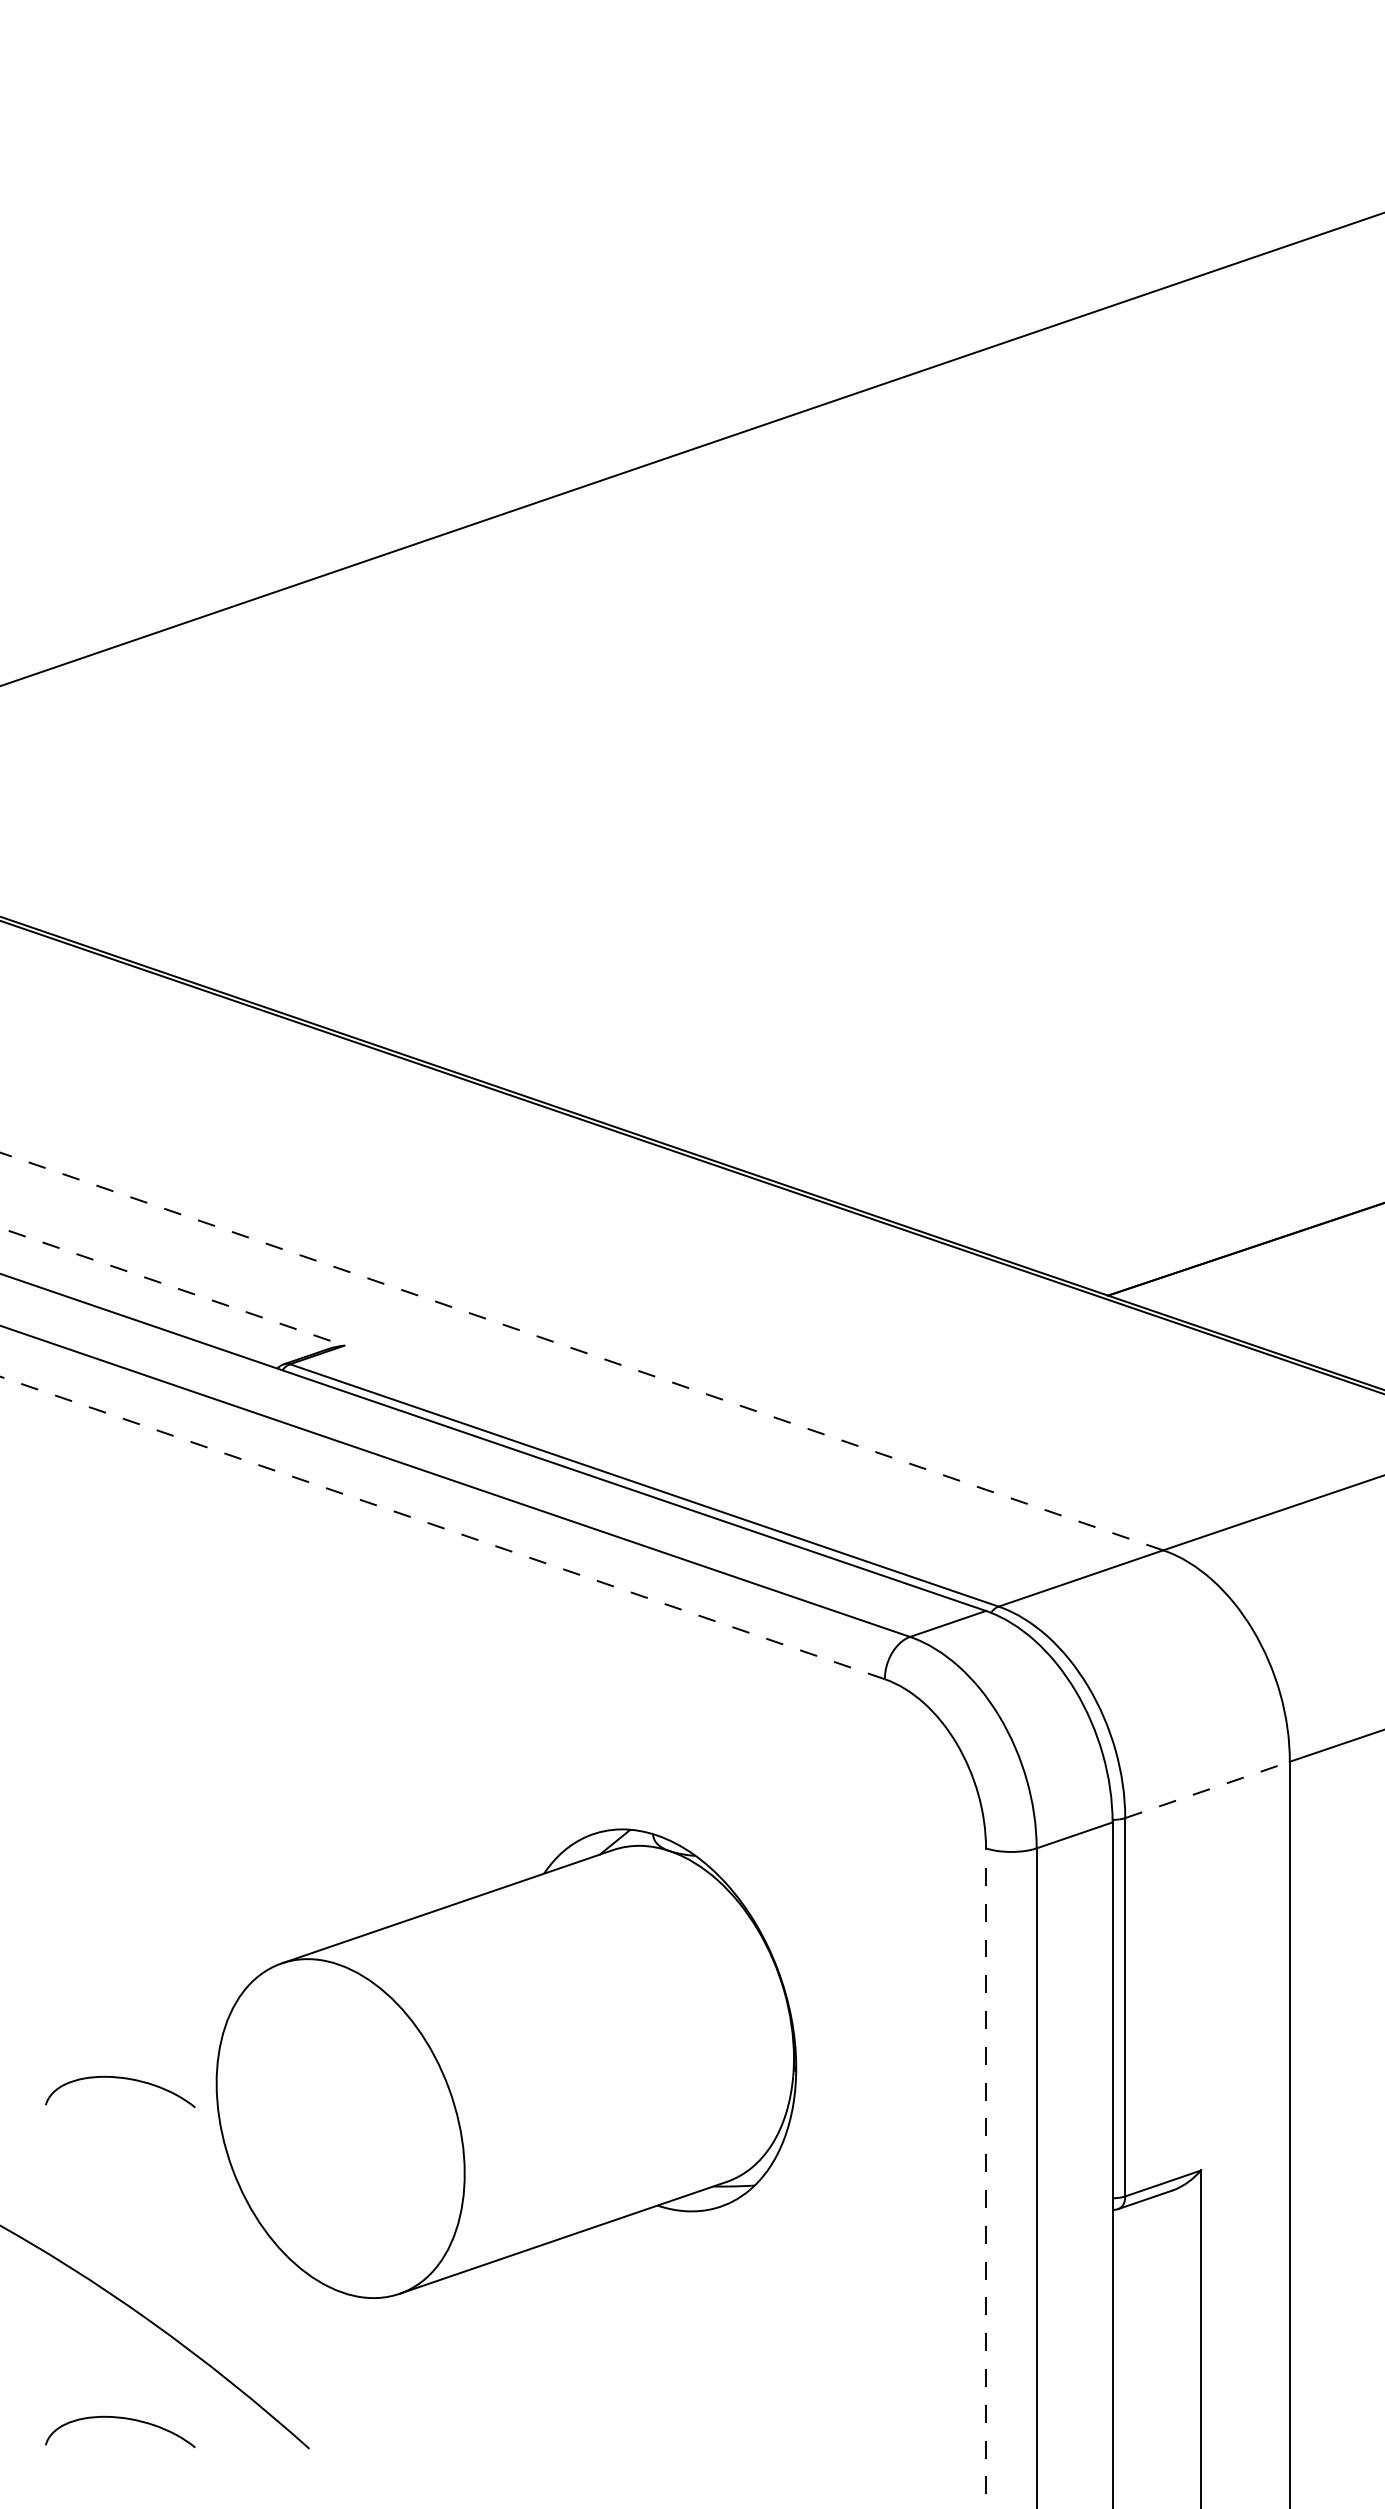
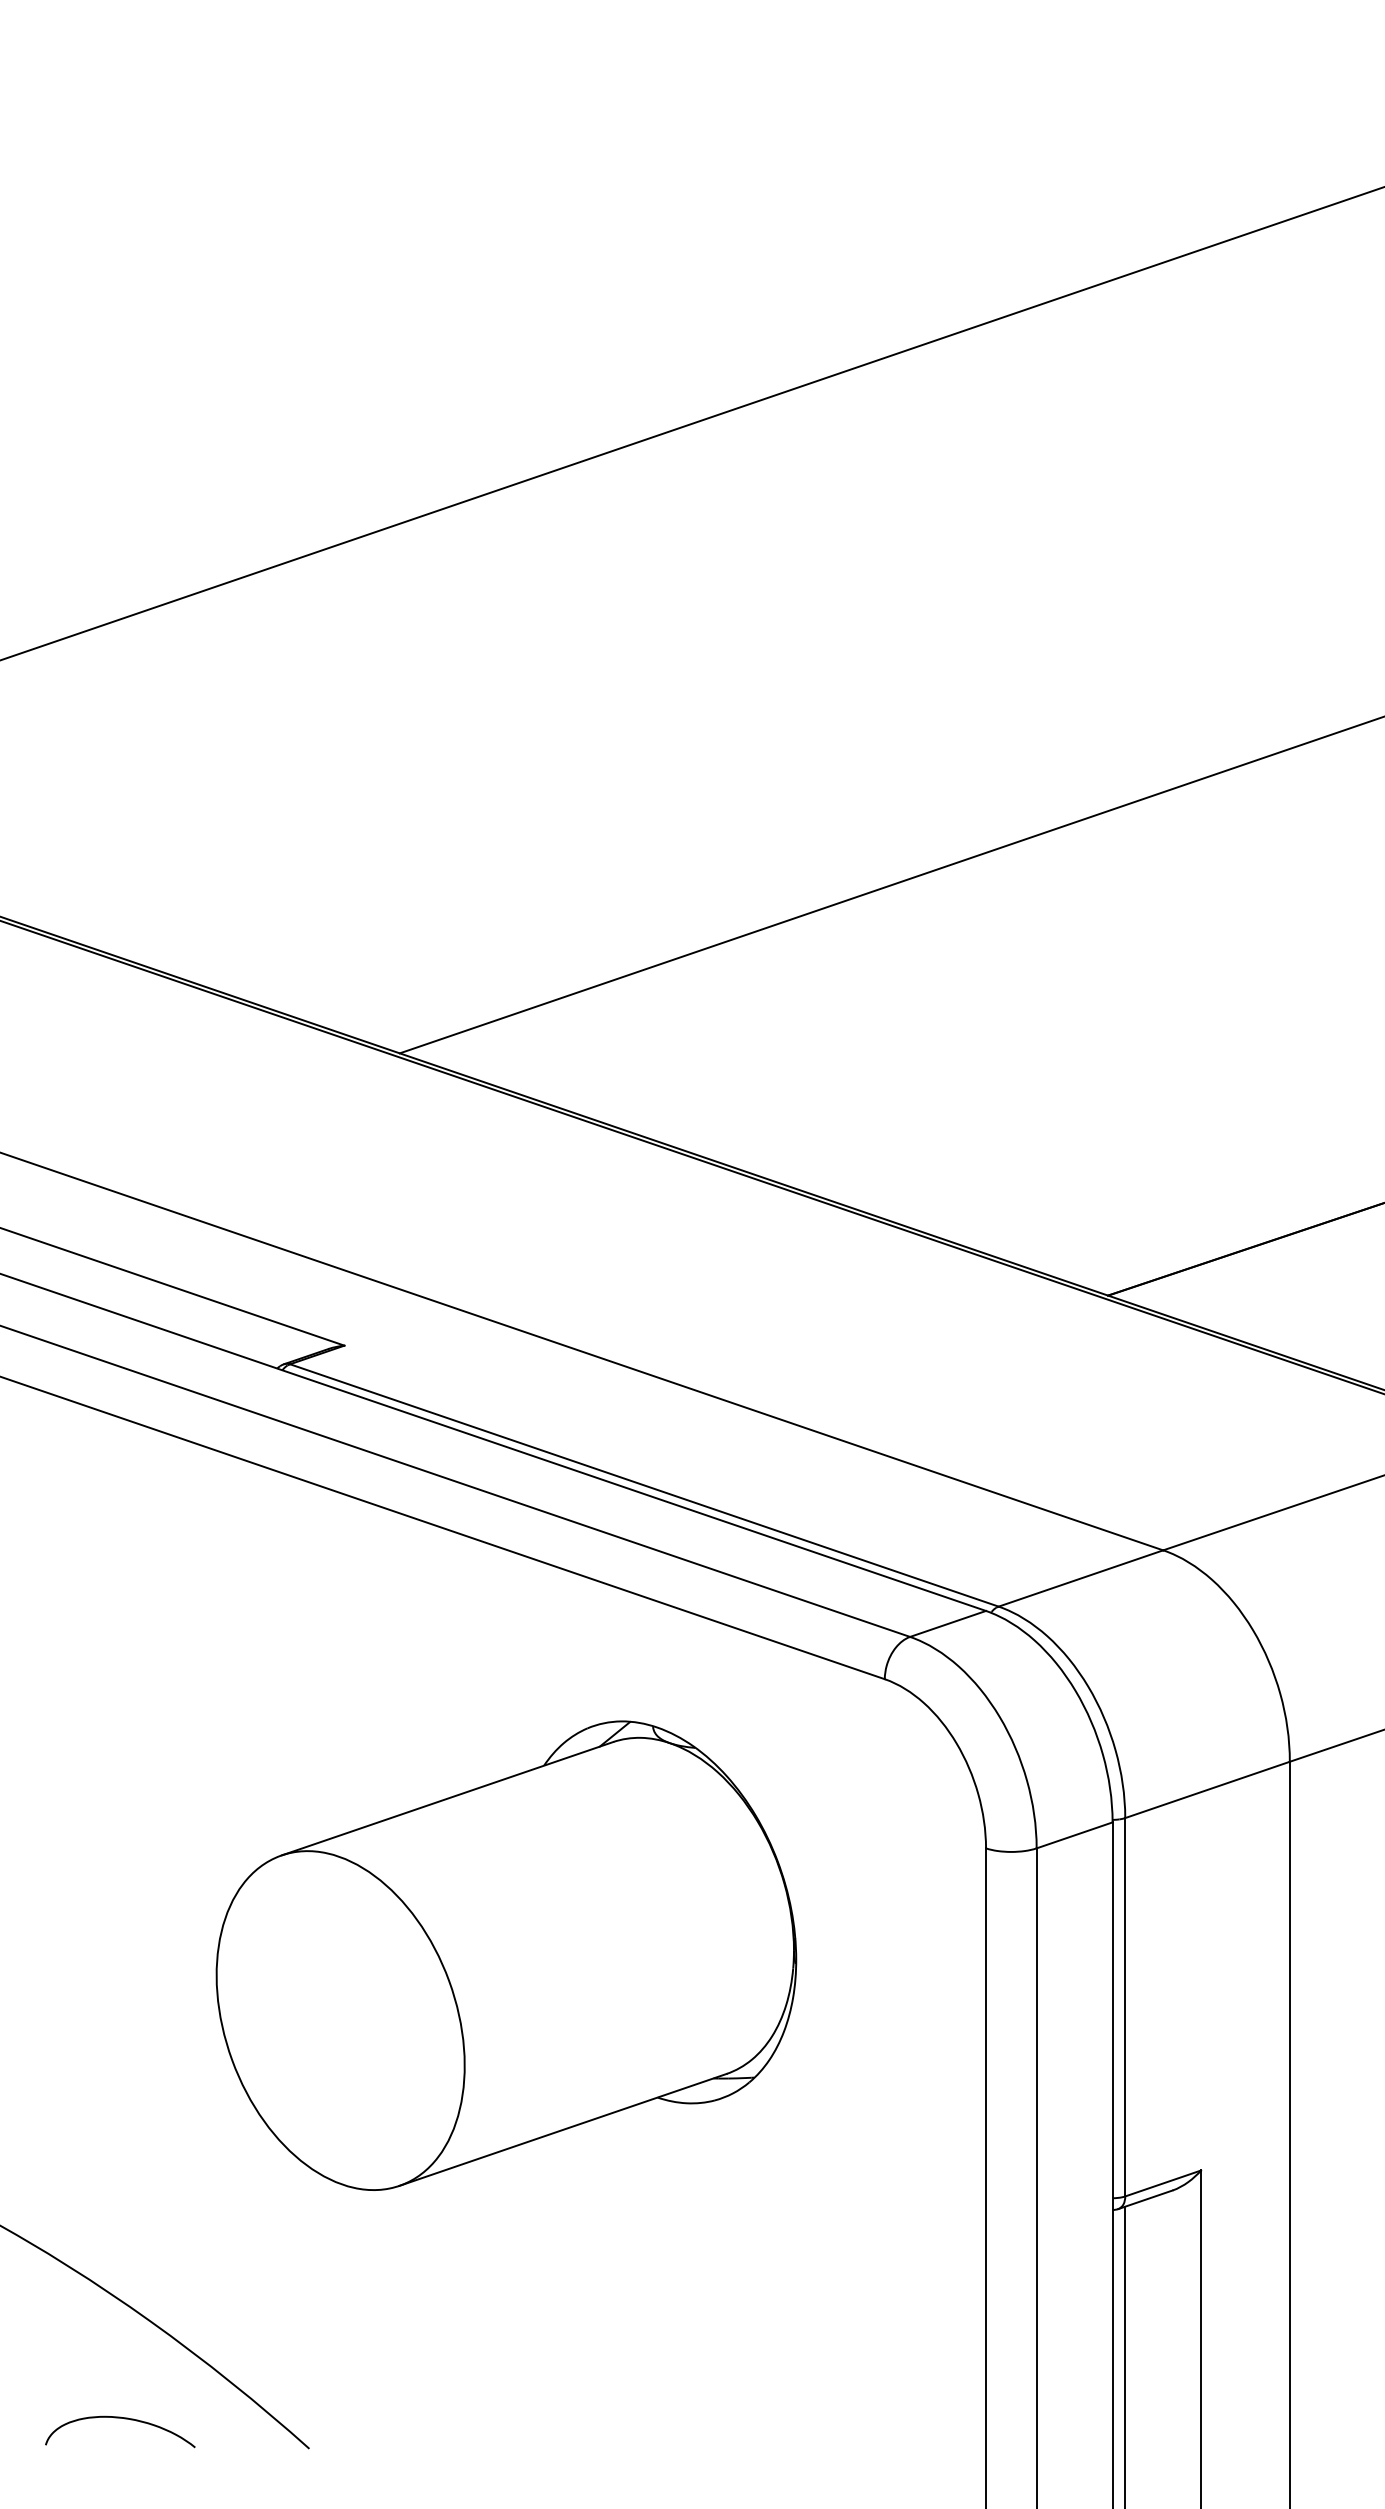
line position: (691, 449) -> (691, 423) (691, 423)
line: none -> present (890, 885)
line: dashed -> solid (172, 1286)
line: dashed -> solid (581, 1351)
line: dashed -> solid (442, 1527)
line: dashed -> solid (1207, 1789)
part position: (506, 2063) -> (506, 1955) (506, 1955)
curve: present -> none (124, 2079)
line: dashed -> solid (986, 2178)
line: none -> present (1125, 2355)
